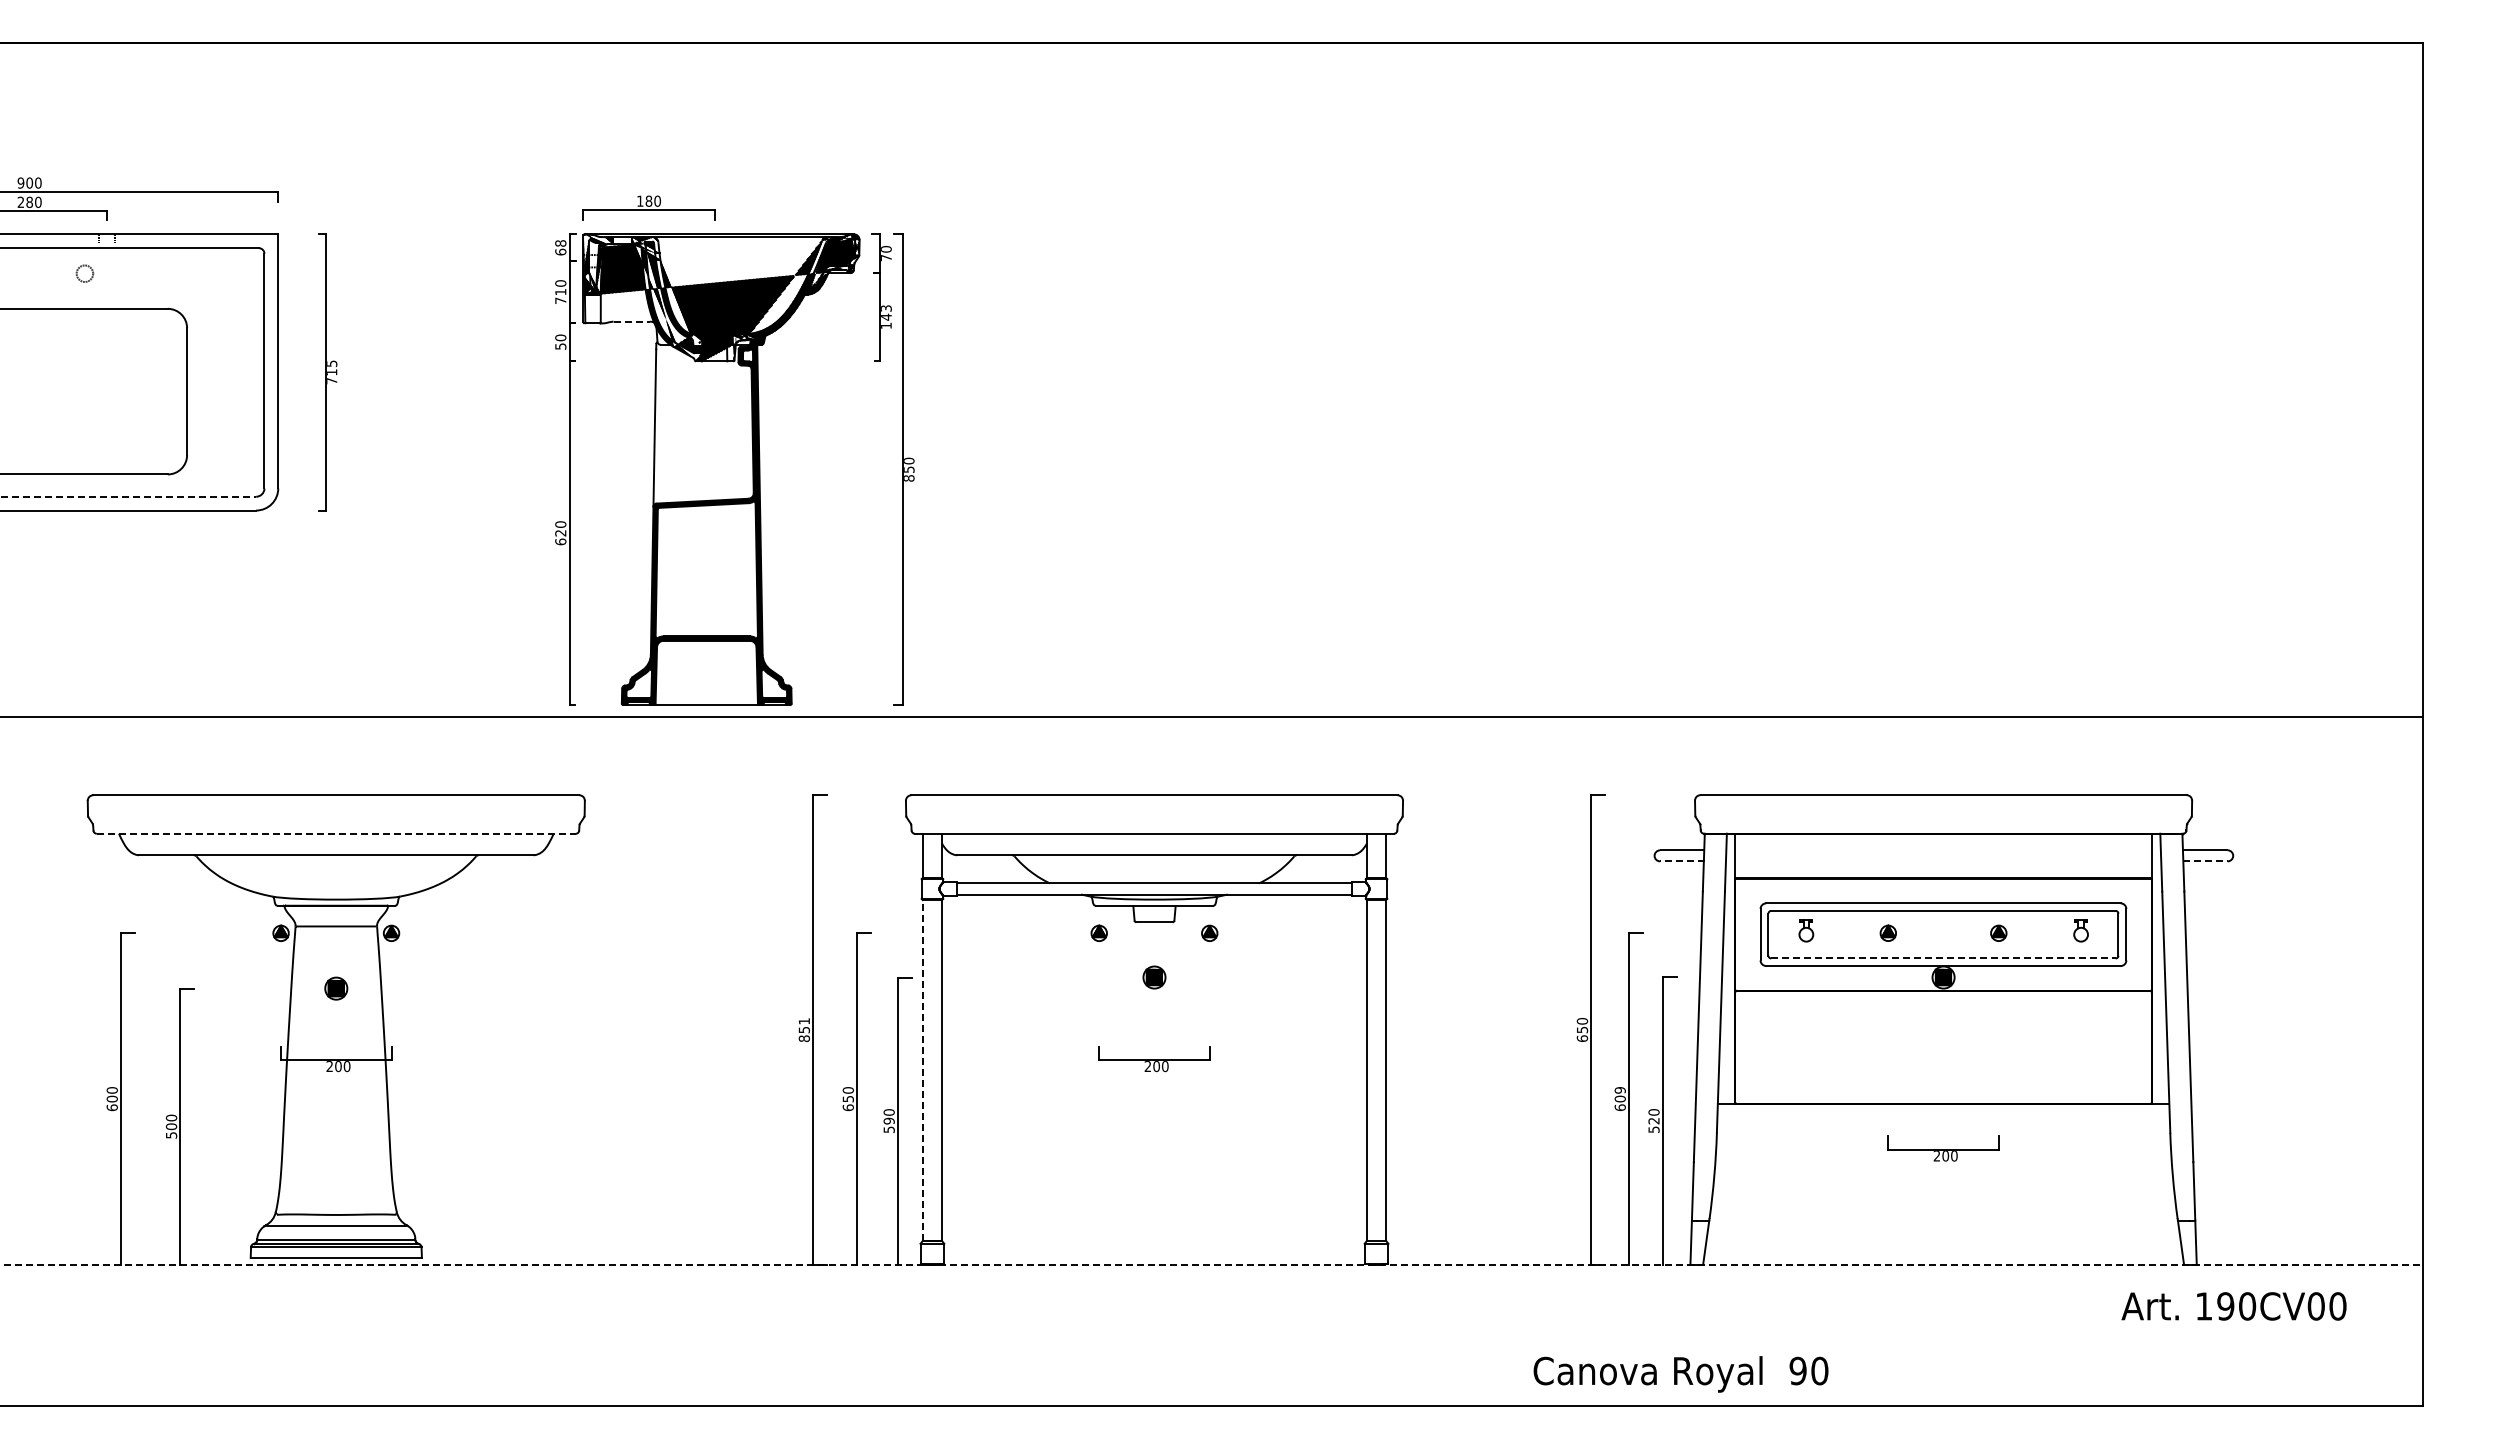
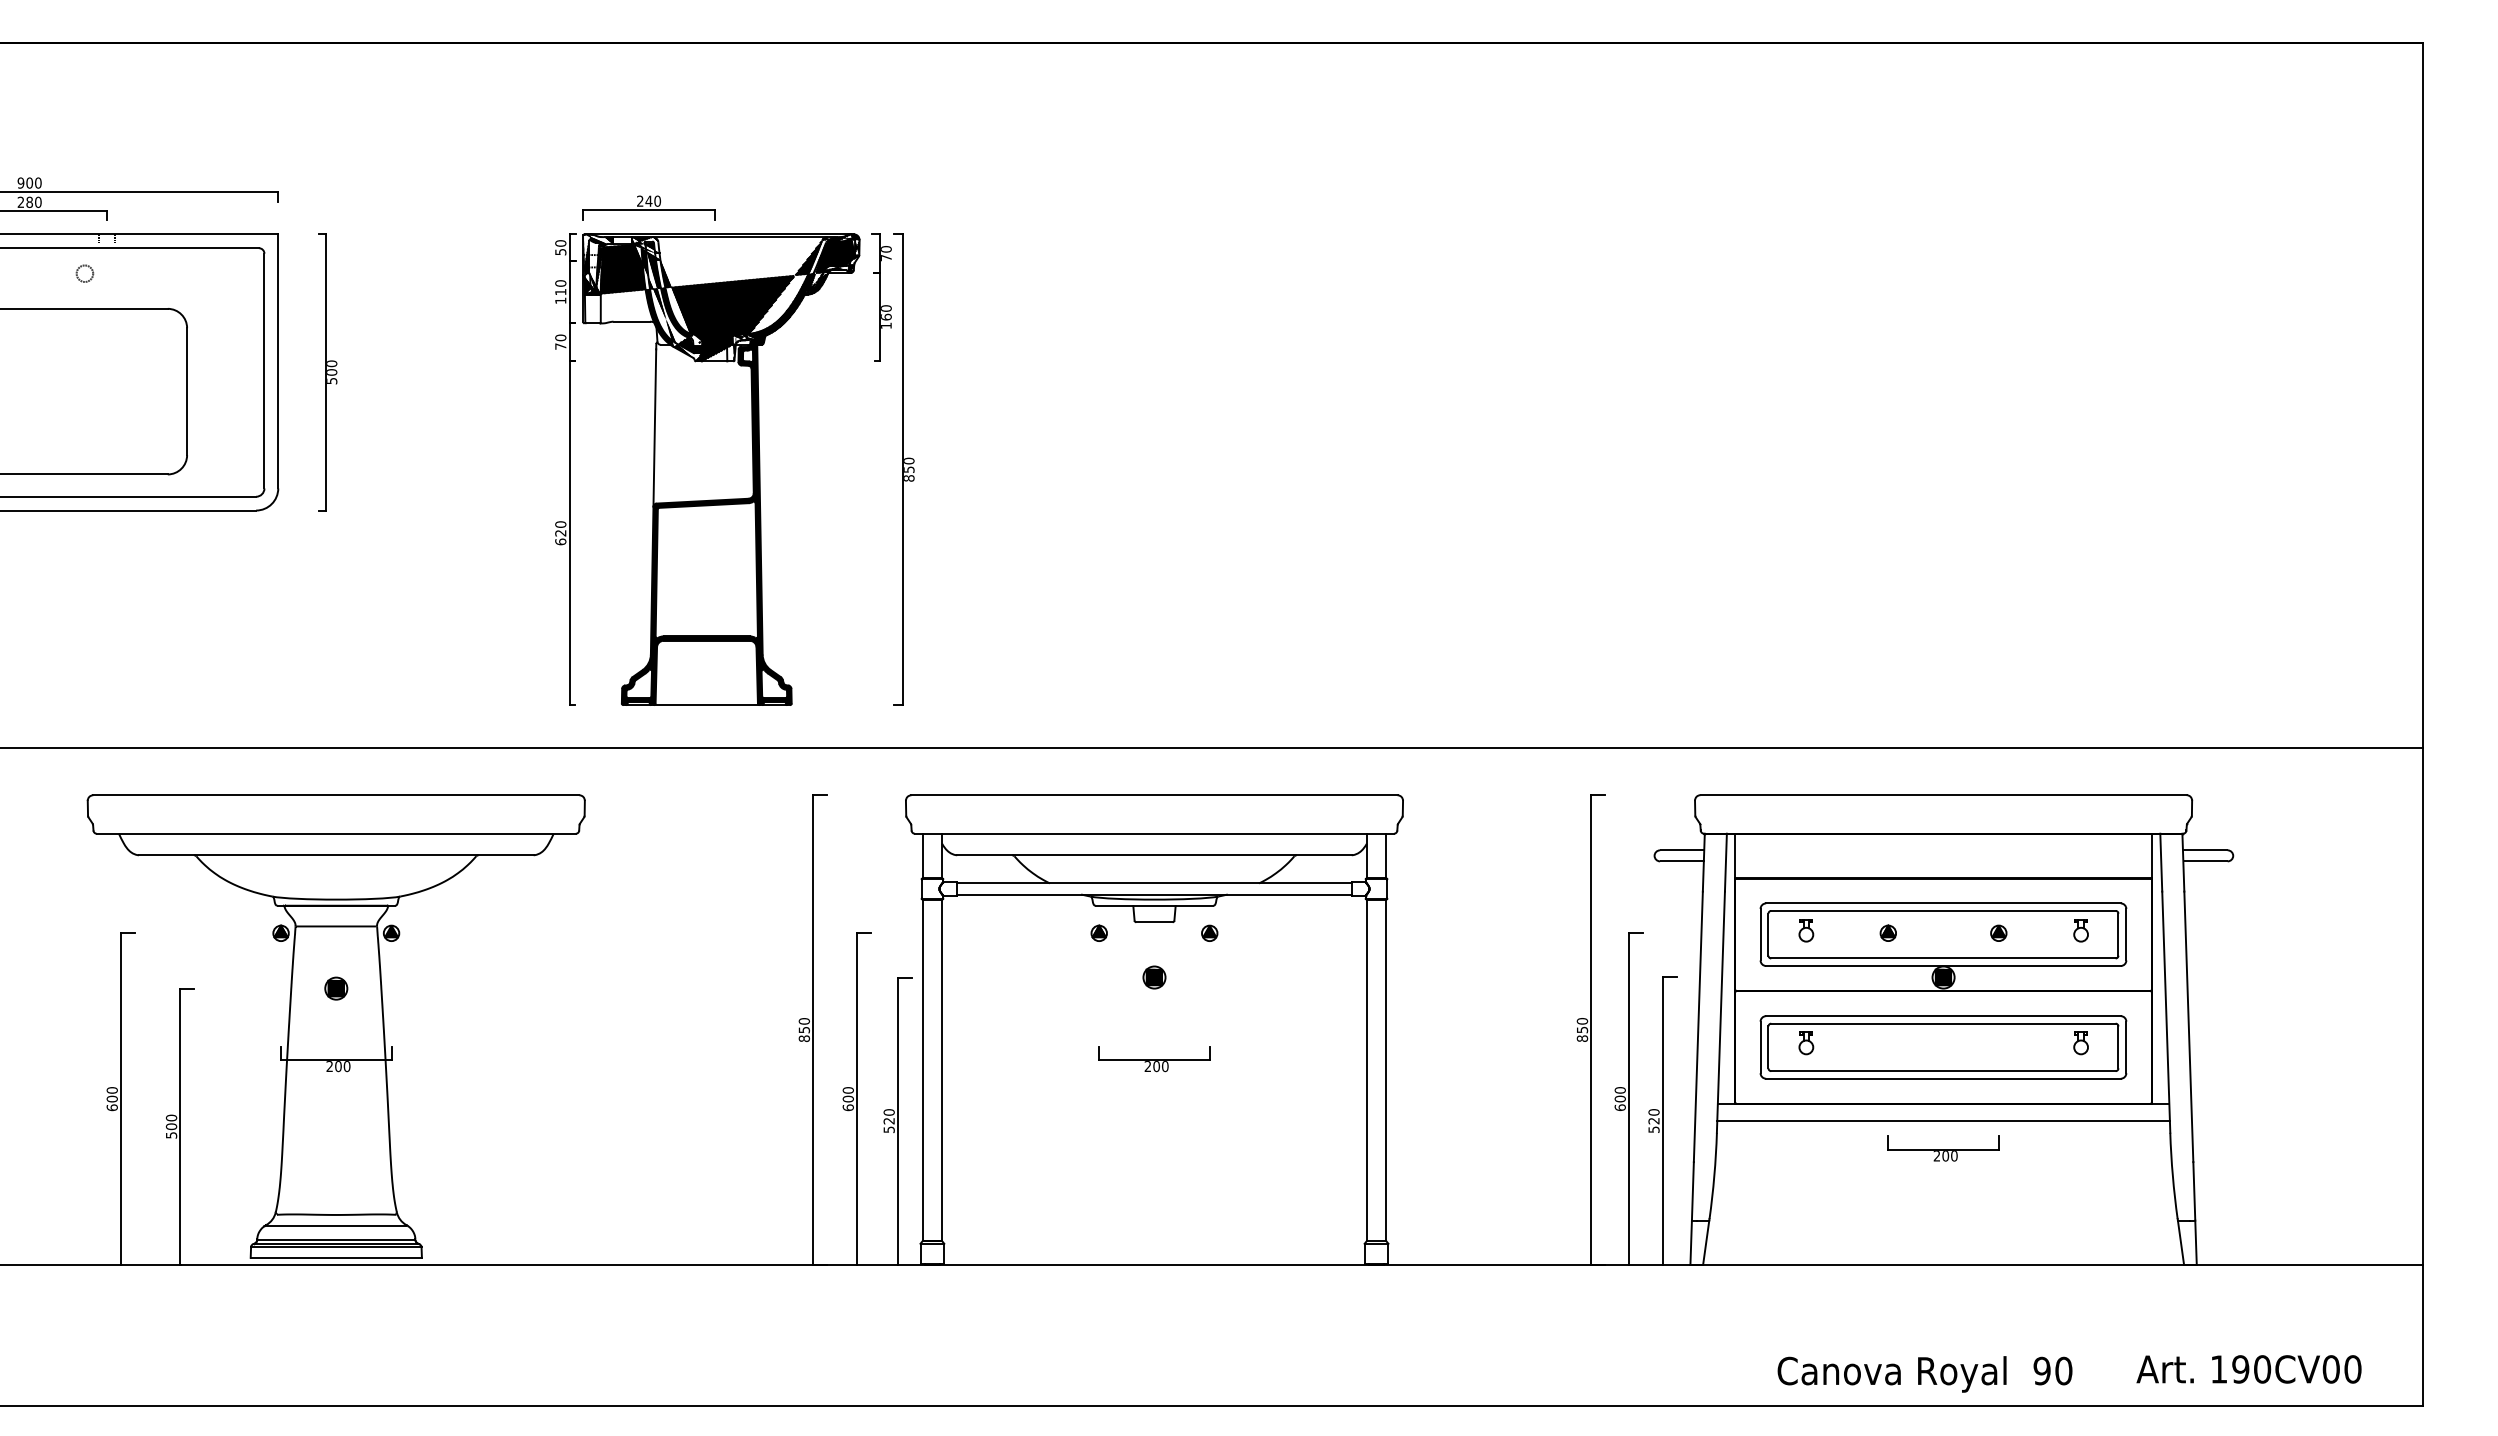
text: 180 -> 240 (644, 200)
text: 68 -> 50 (560, 247)
text: 710 -> 110 (560, 300)
text: 143 -> 160 (886, 312)
line: dashed -> solid (632, 321)
text: 50 -> 70 (560, 346)
text: 715 -> 500 (332, 372)
line: dashed -> solid (128, 496)
line position: (1212, 717) -> (1212, 748) (1212, 748)
line: dashed -> solid (336, 833)
line: dashed -> solid (1681, 861)
line: dashed -> solid (2206, 861)
line: dashed -> solid (1943, 958)
text: 851 -> 850 (803, 1021)
text: 650 -> 850 (1581, 1038)
part: none -> present (1943, 1047)
line: dashed -> solid (922, 1070)
text: 609 -> 600 (1620, 1090)
text: 650 -> 600 (847, 1098)
text: 590 -> 520 (888, 1120)
line: none -> present (1943, 1120)
line: dashed -> solid (1212, 1264)
text position: (2233, 1306) -> (2248, 1369) (2248, 1369)
text position: (1680, 1374) -> (1924, 1374) (1924, 1374)
